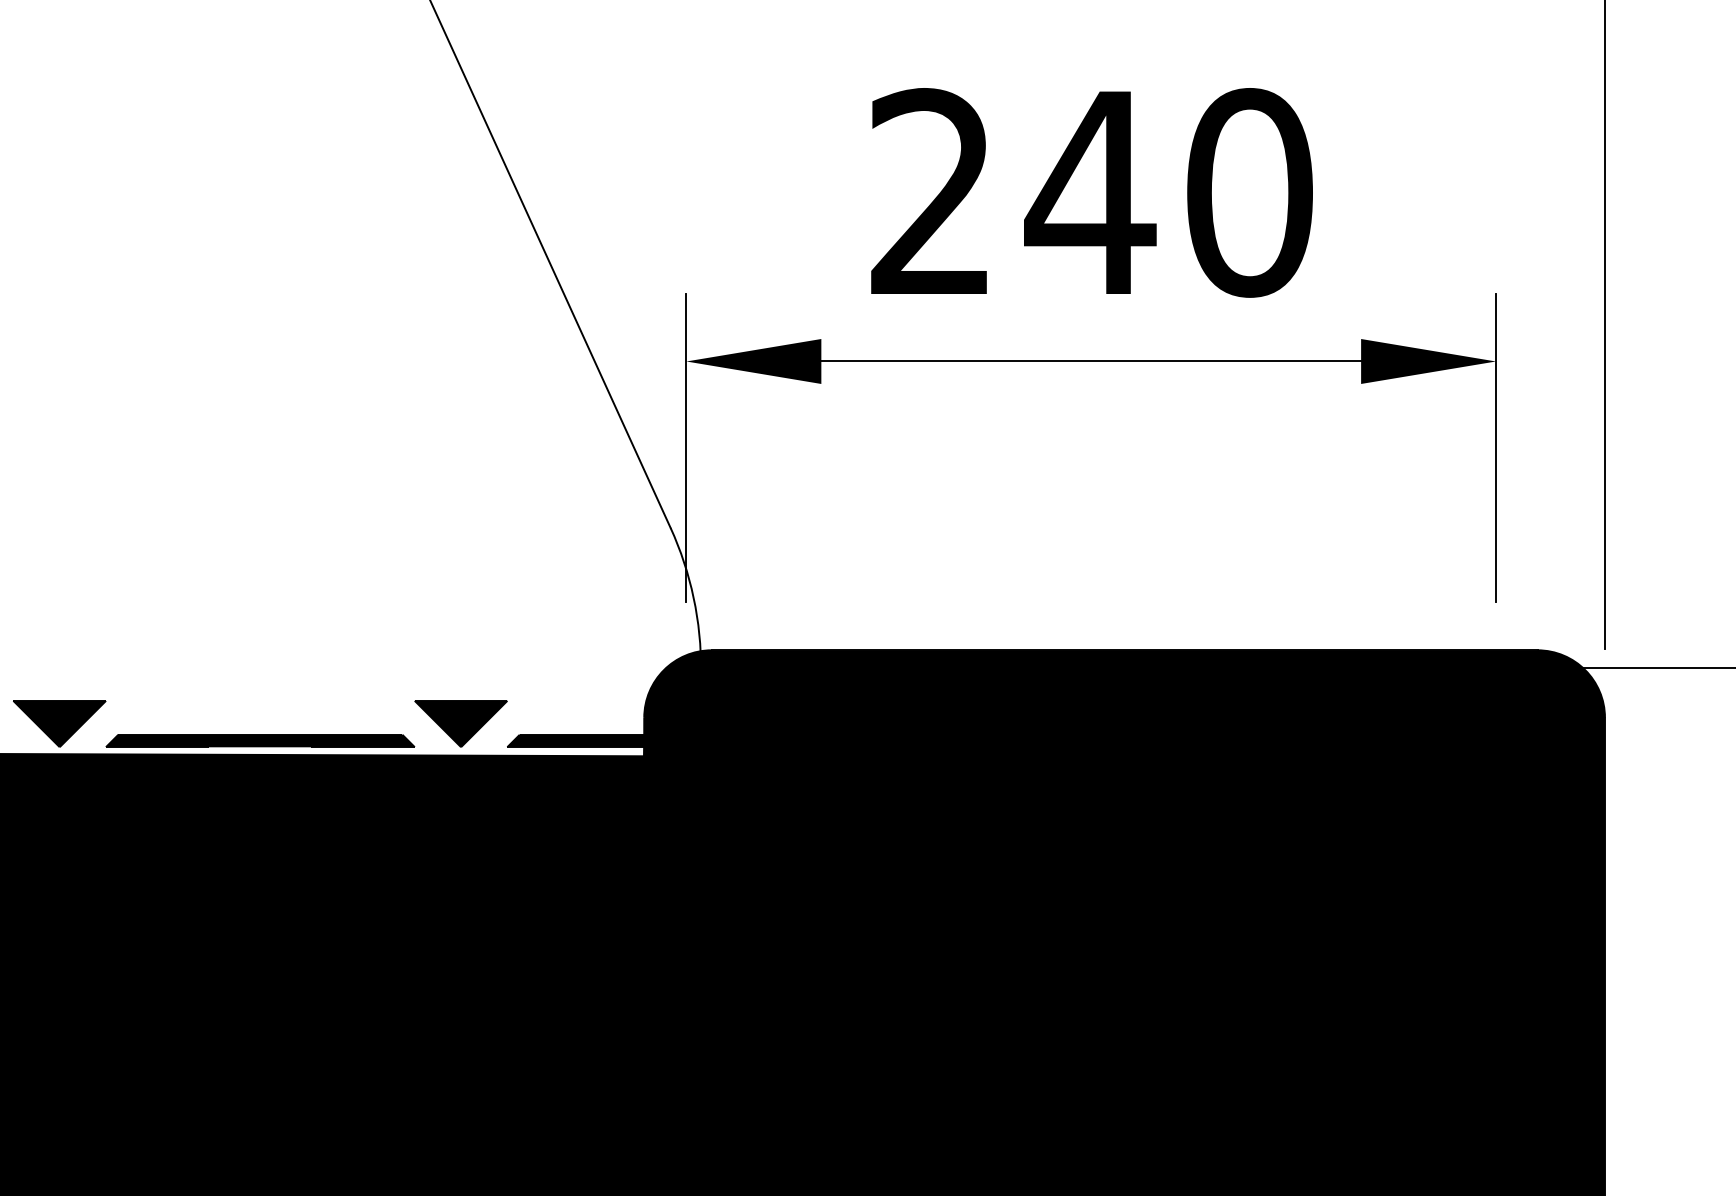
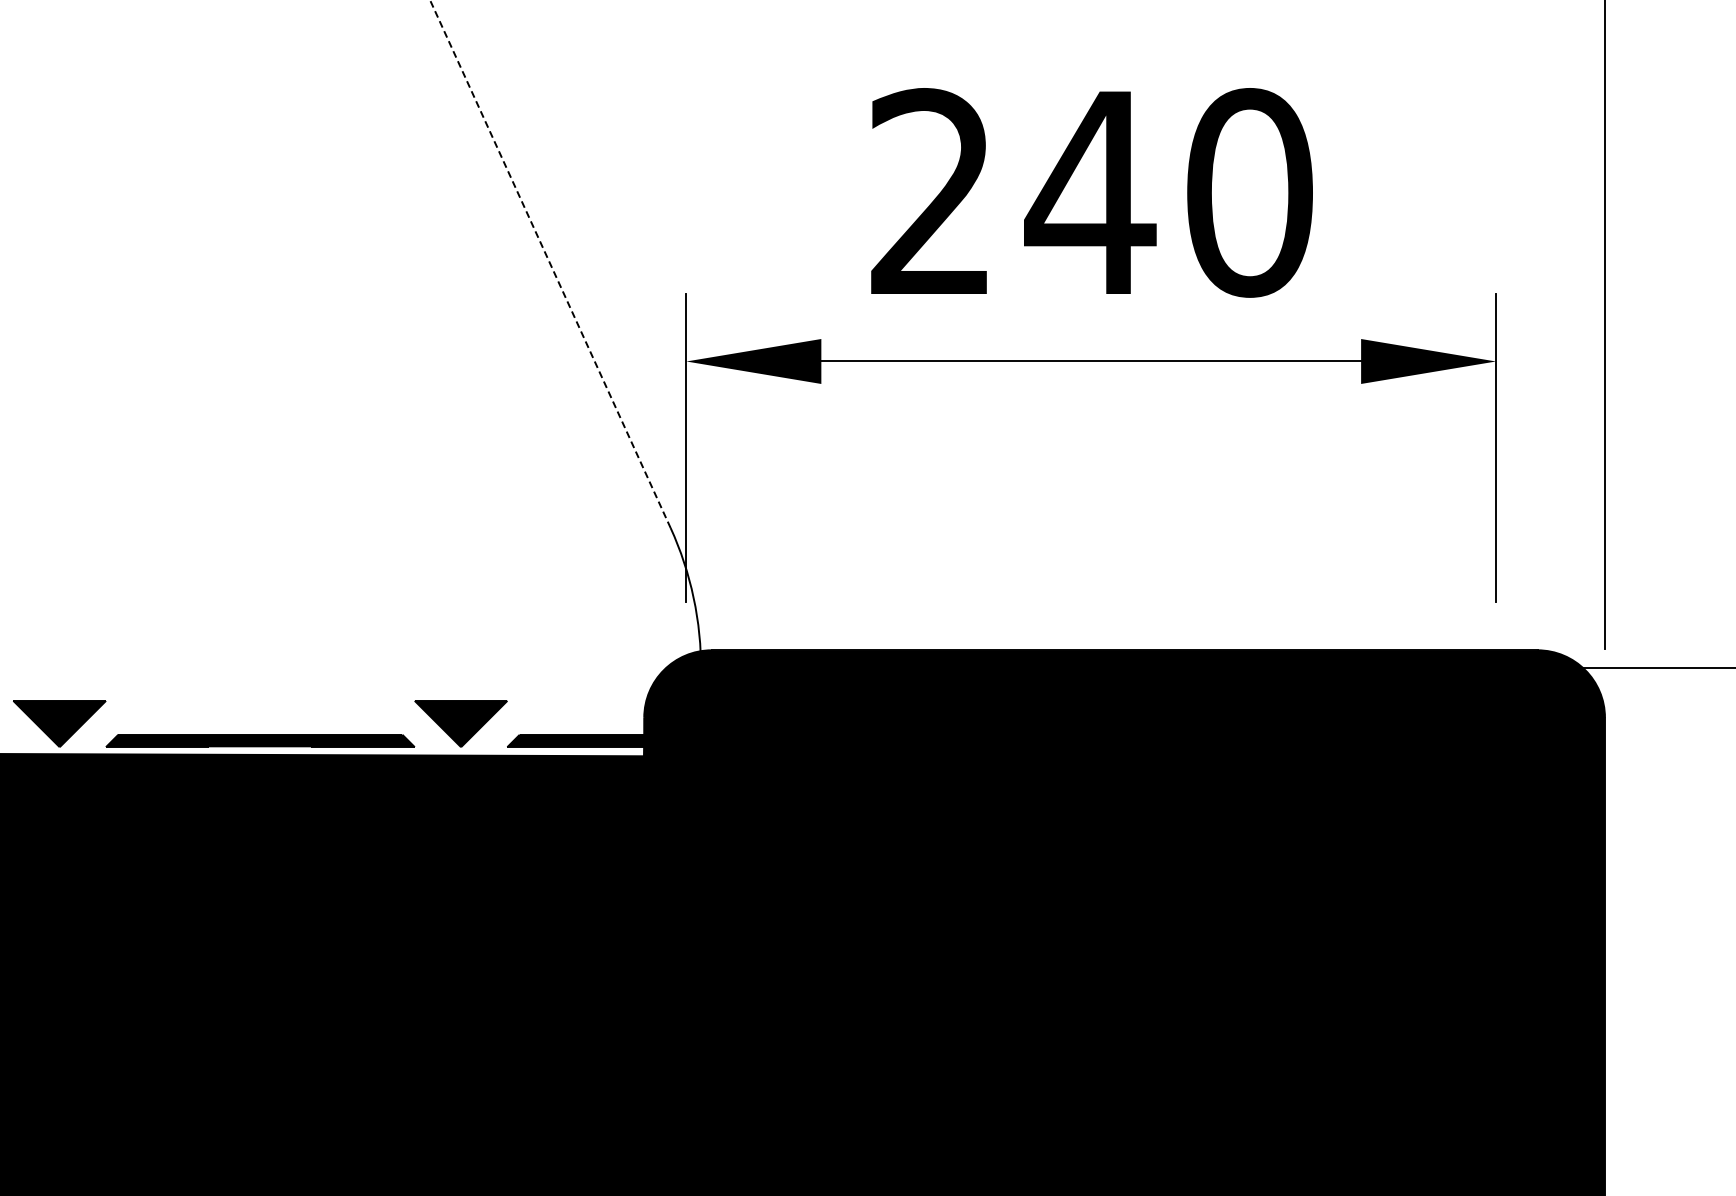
line: solid -> dashed (550, 264)
